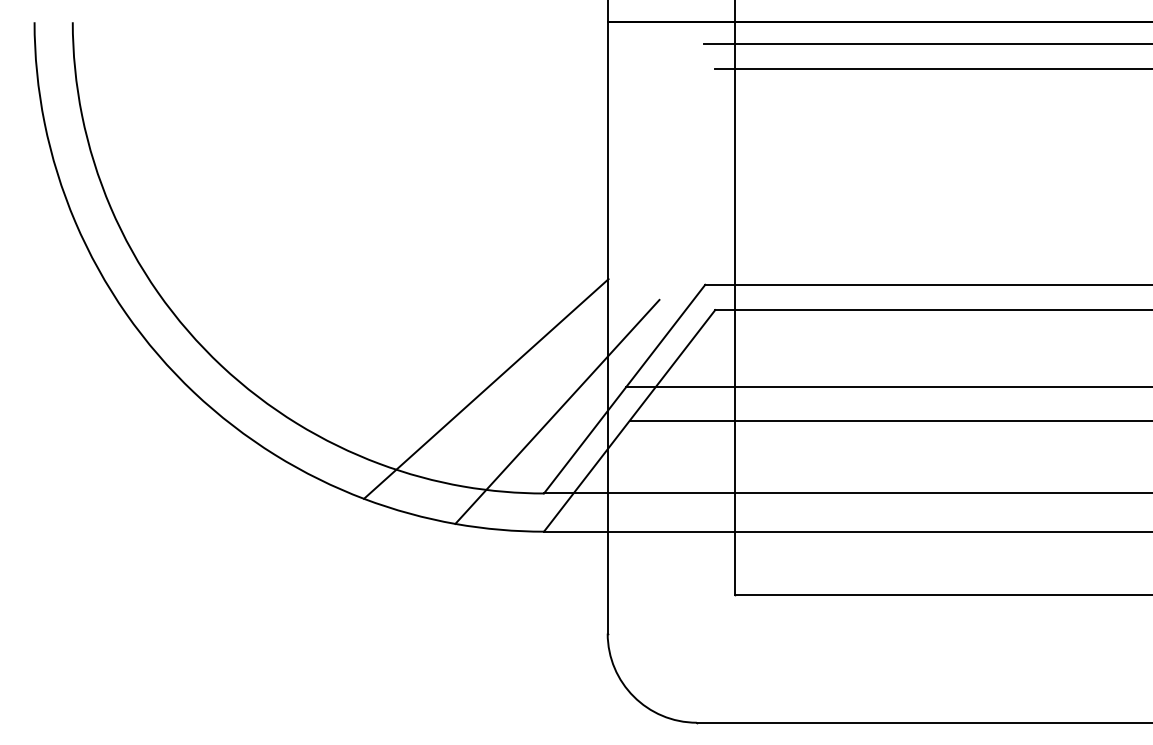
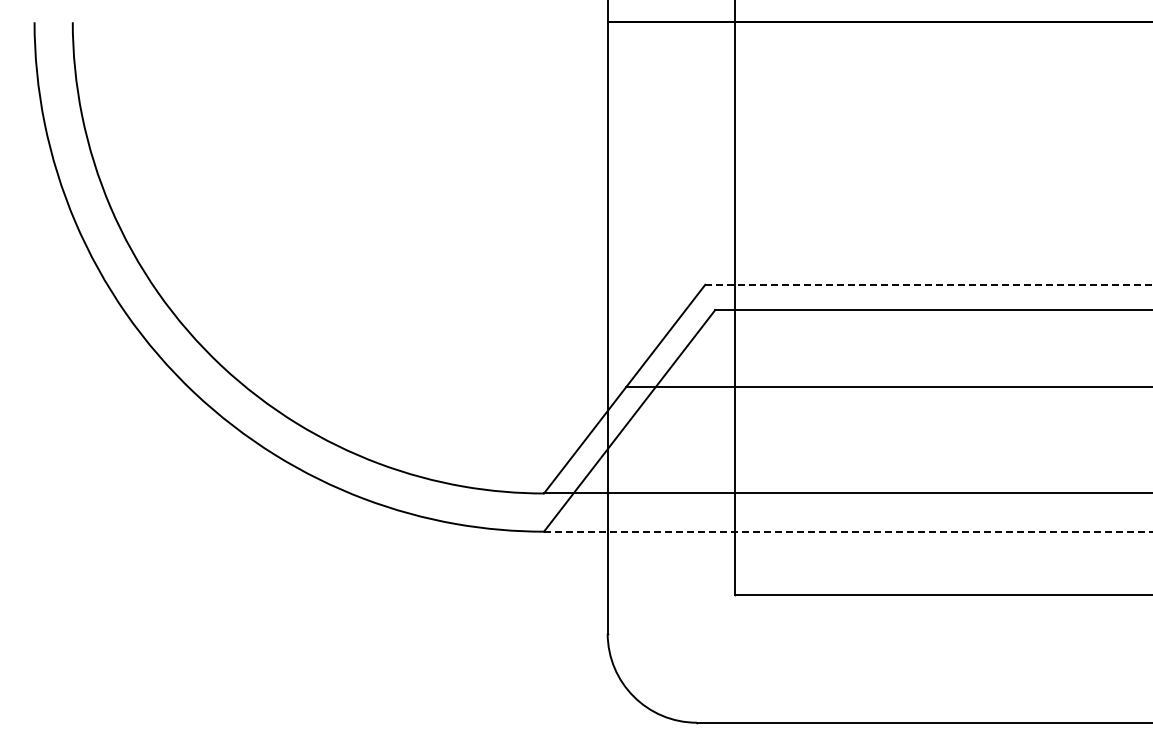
line: present -> none (926, 43)
line: present -> none (932, 68)
line: solid -> dashed (929, 284)
line: present -> none (486, 388)
line: present -> none (557, 411)
line: present -> none (889, 420)
line: solid -> dashed (849, 531)
